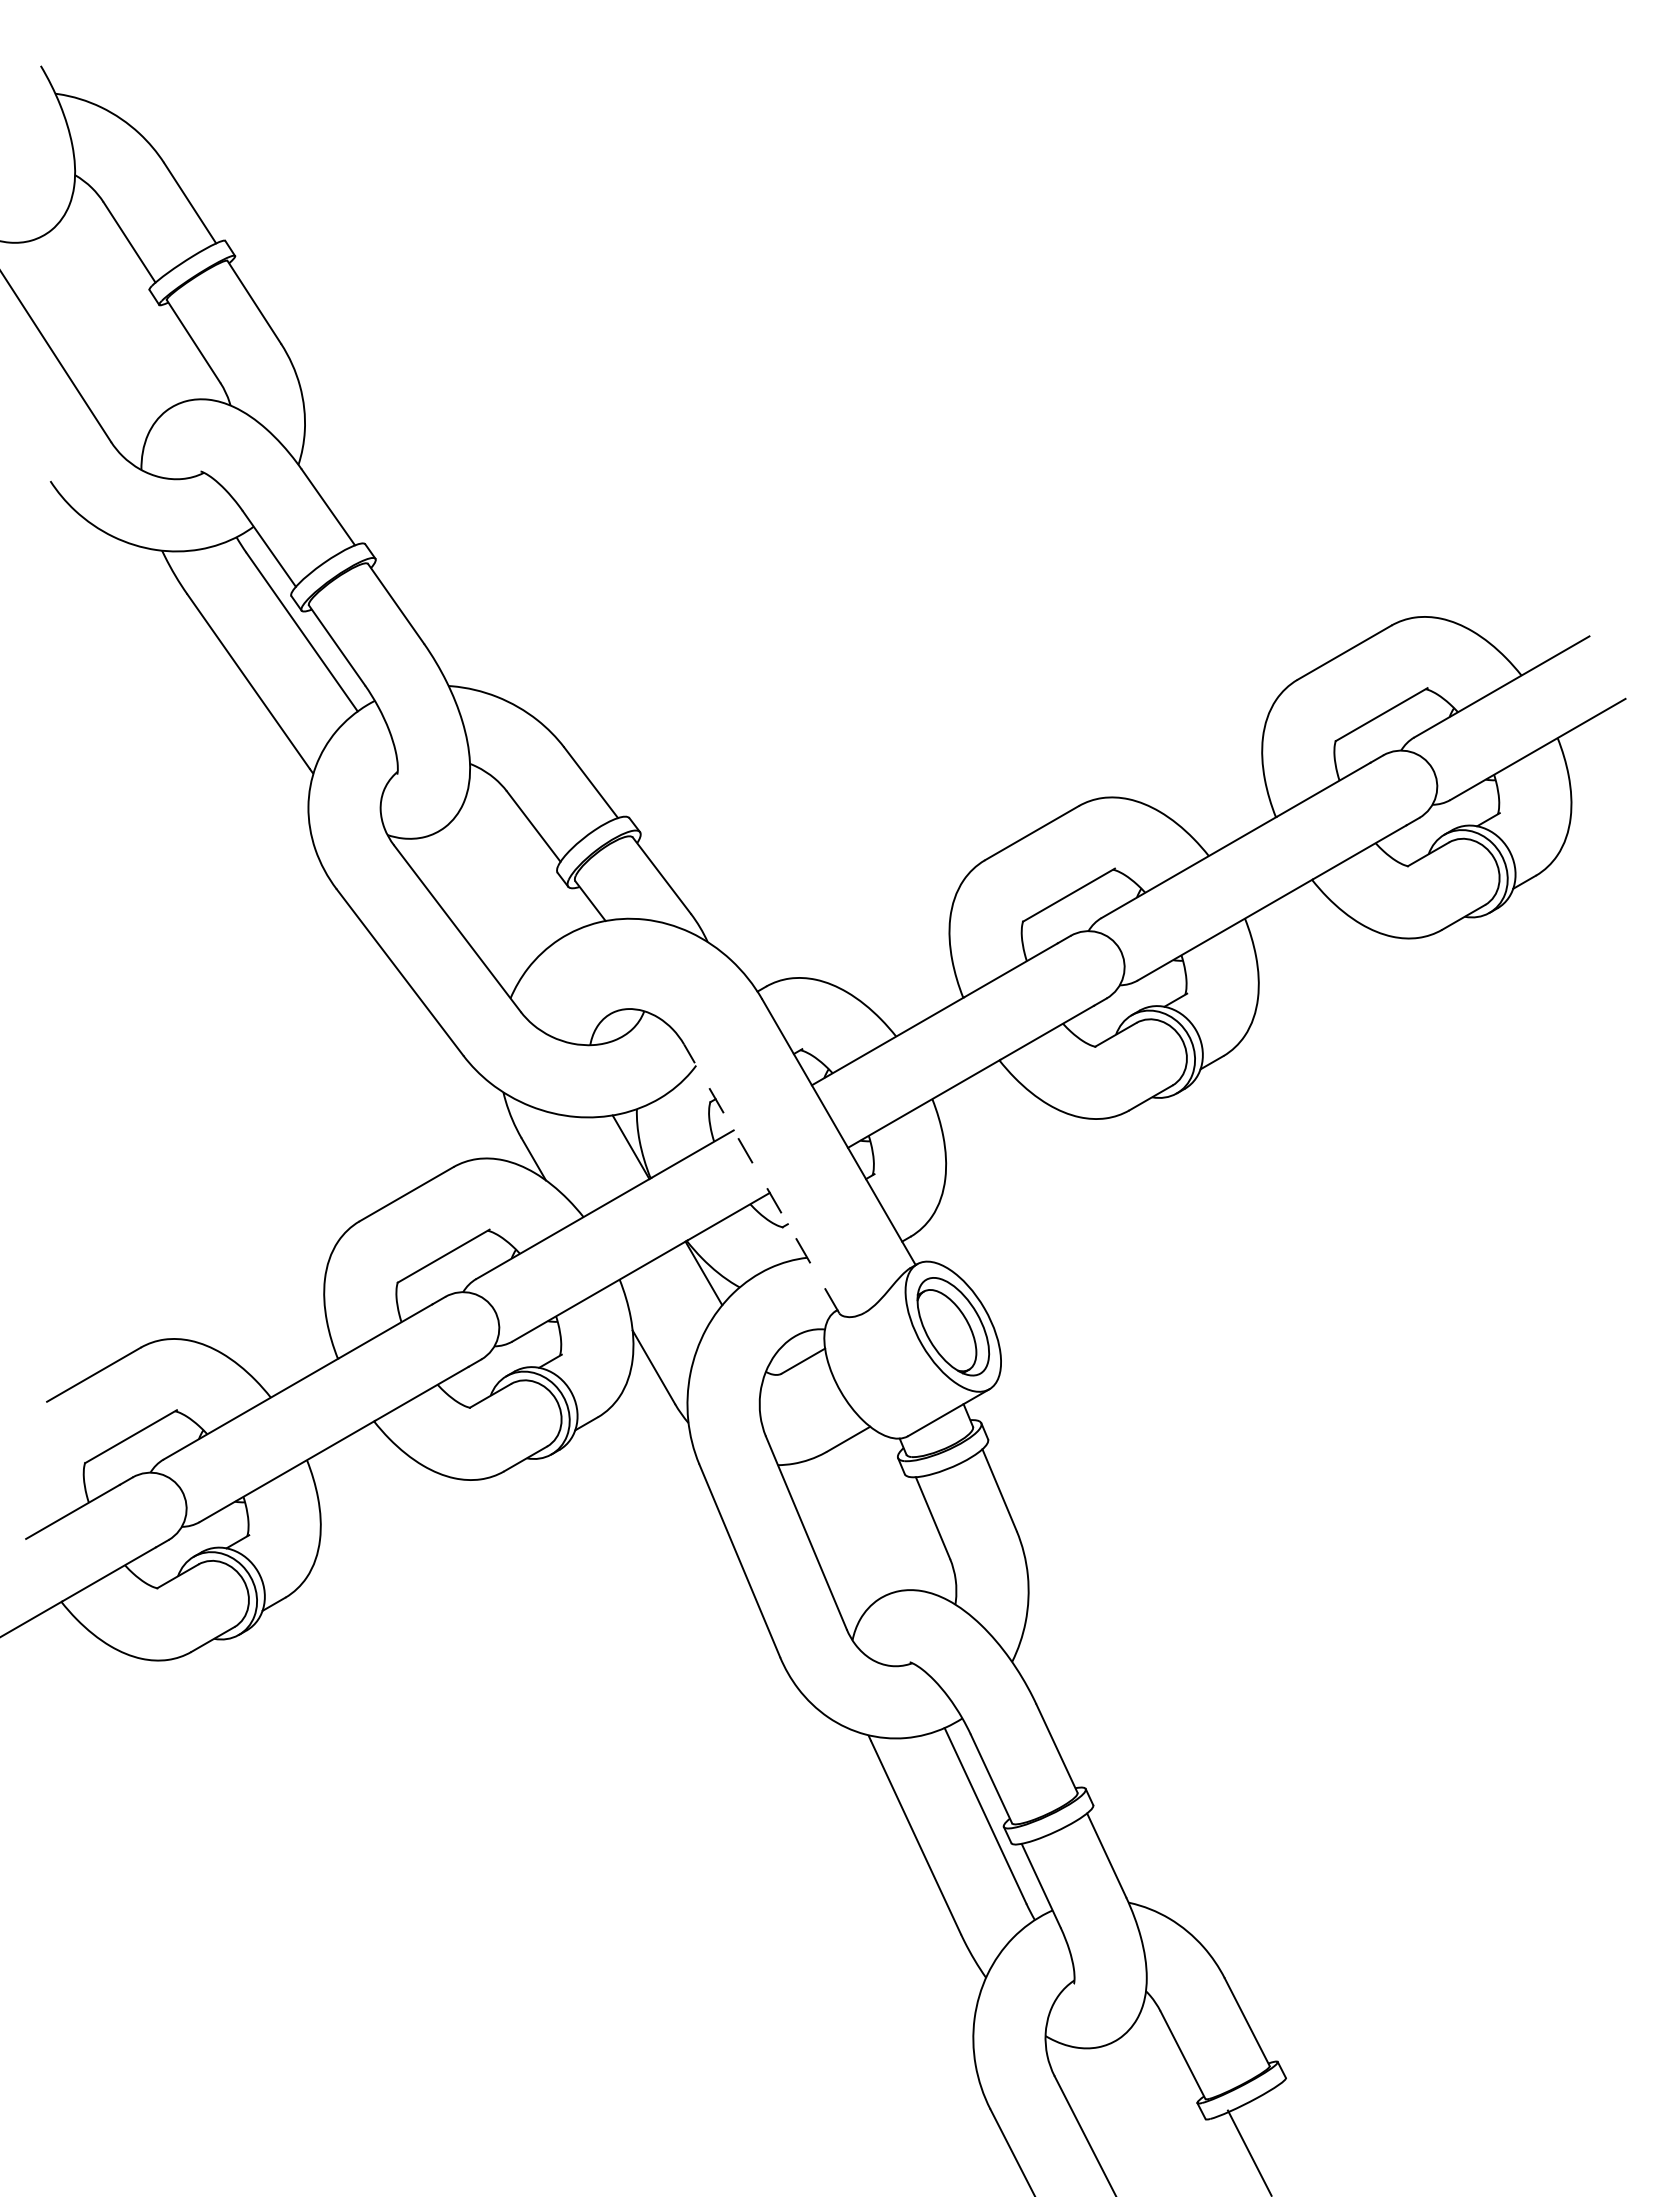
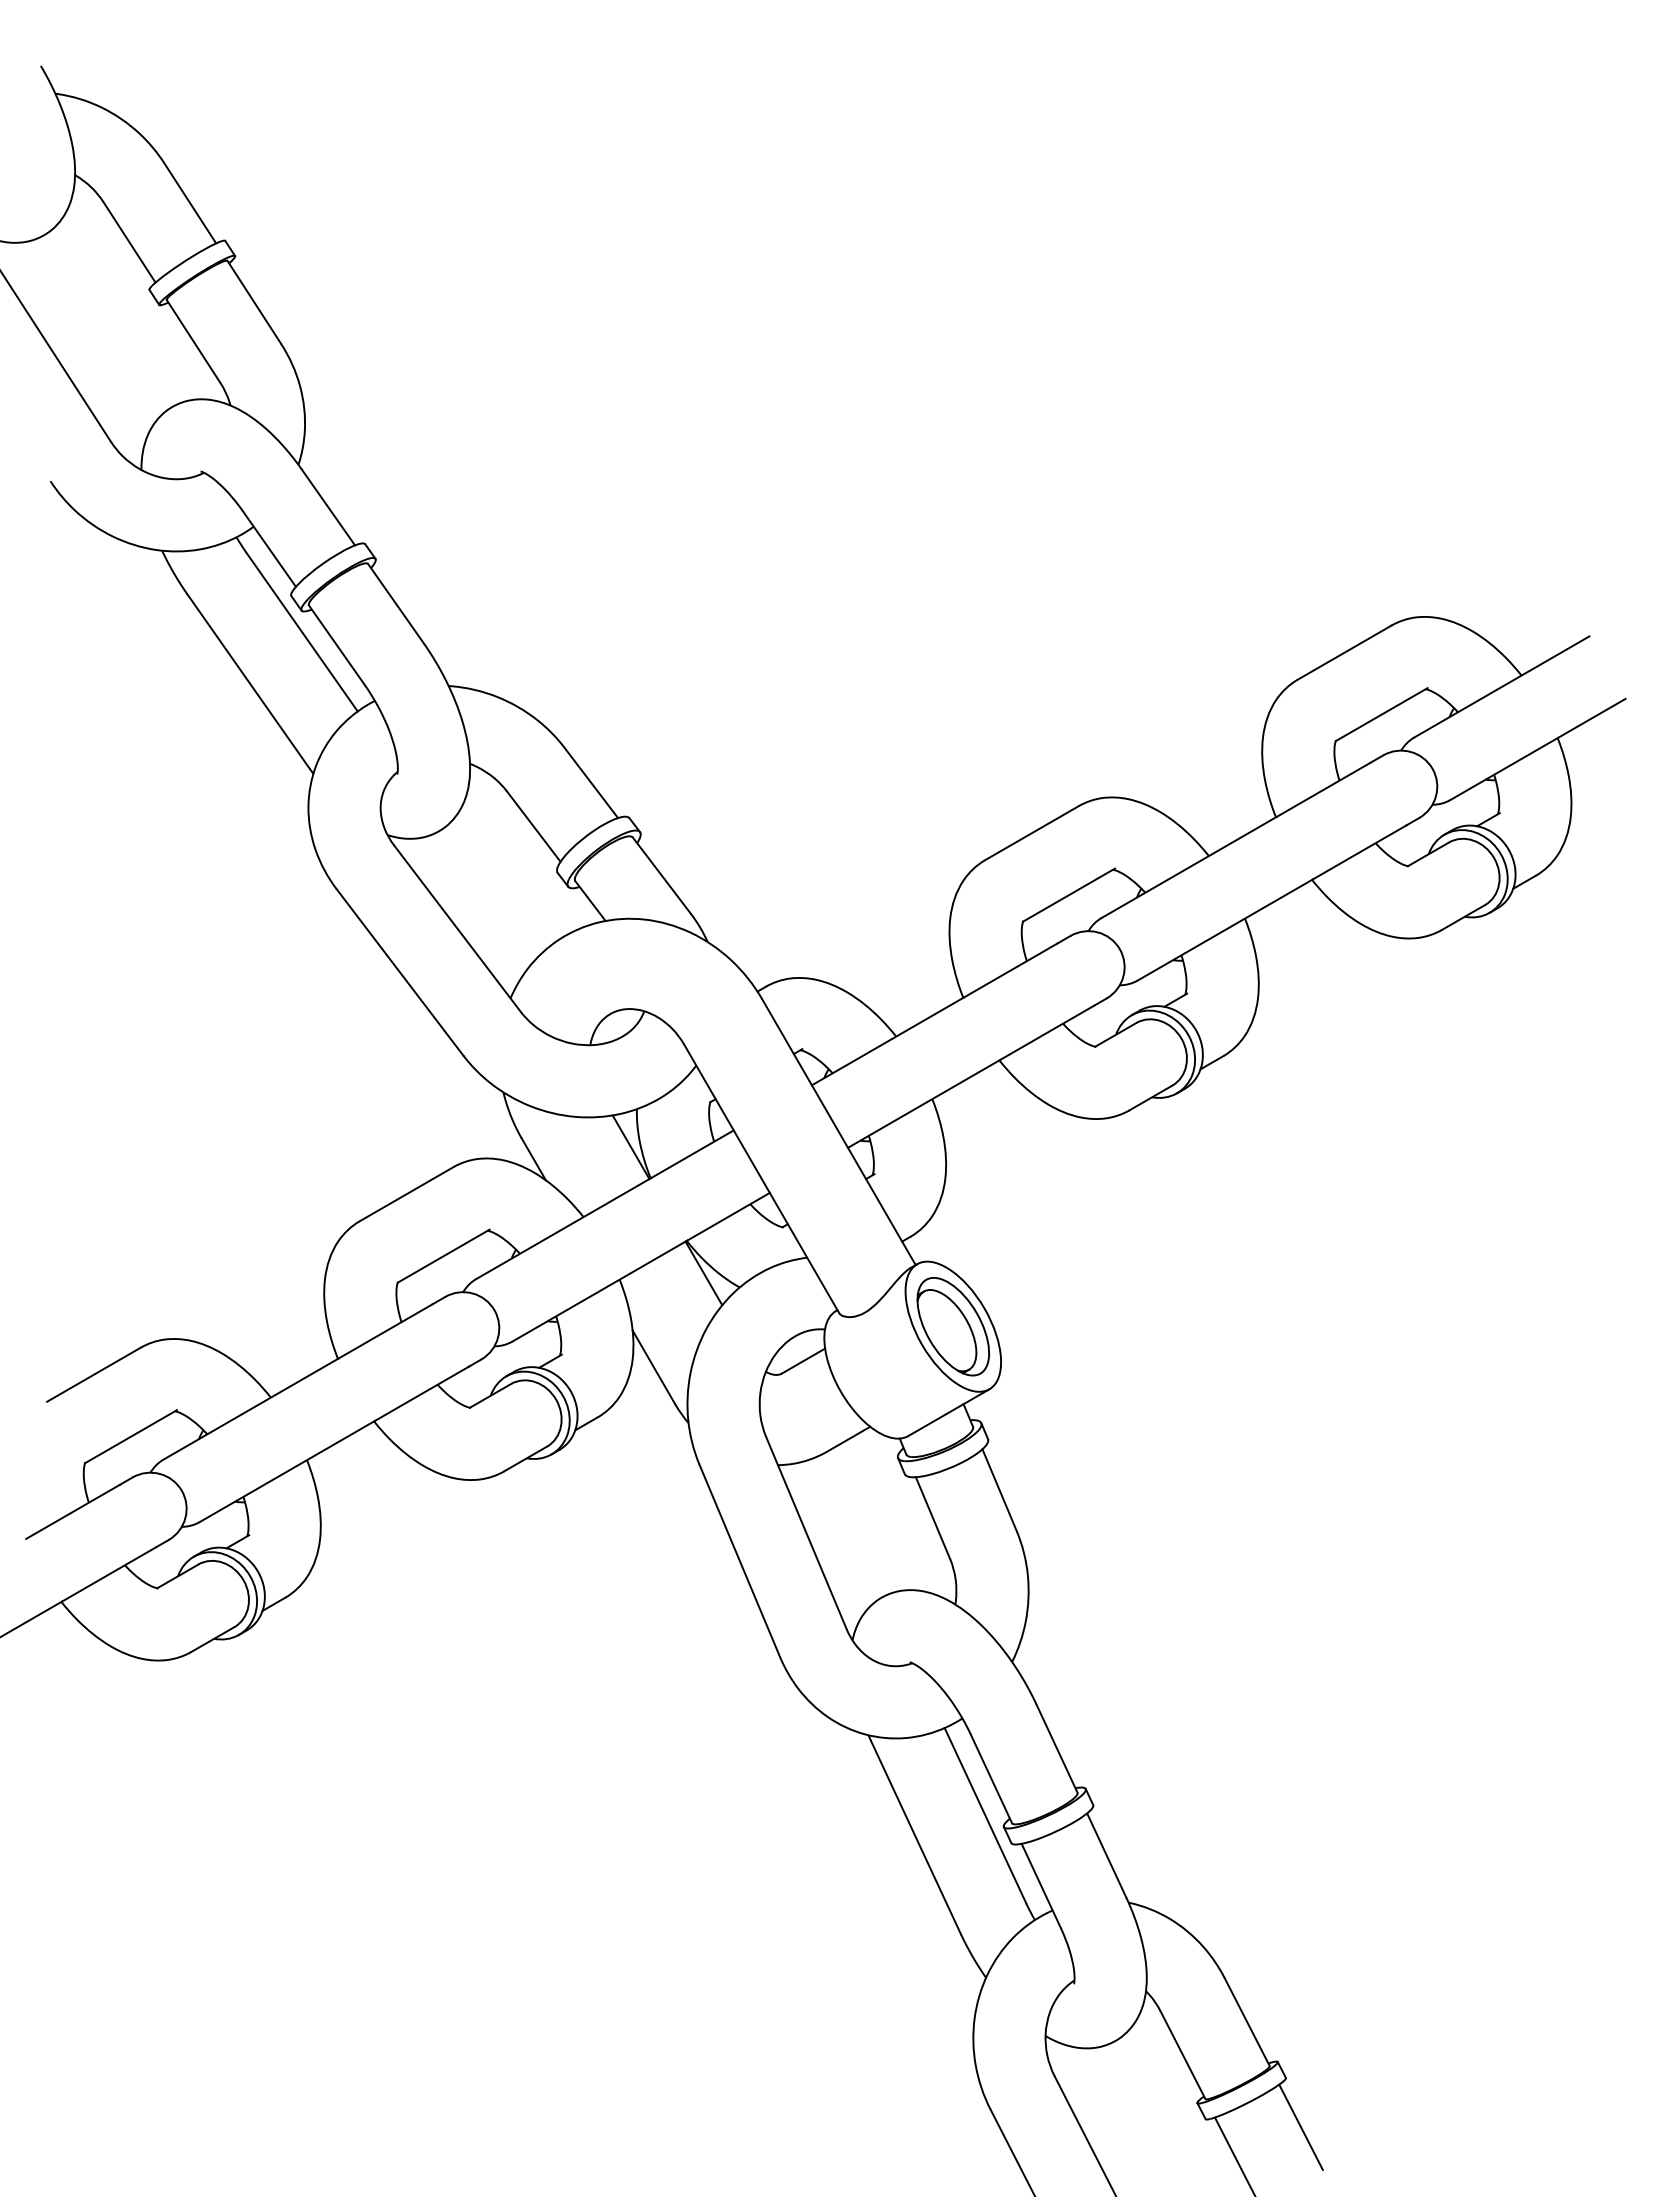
line: dashed -> solid (761, 1178)
line: none -> present (1300, 2126)
line position: (1248, 2151) -> (1234, 2155) (1234, 2155)
